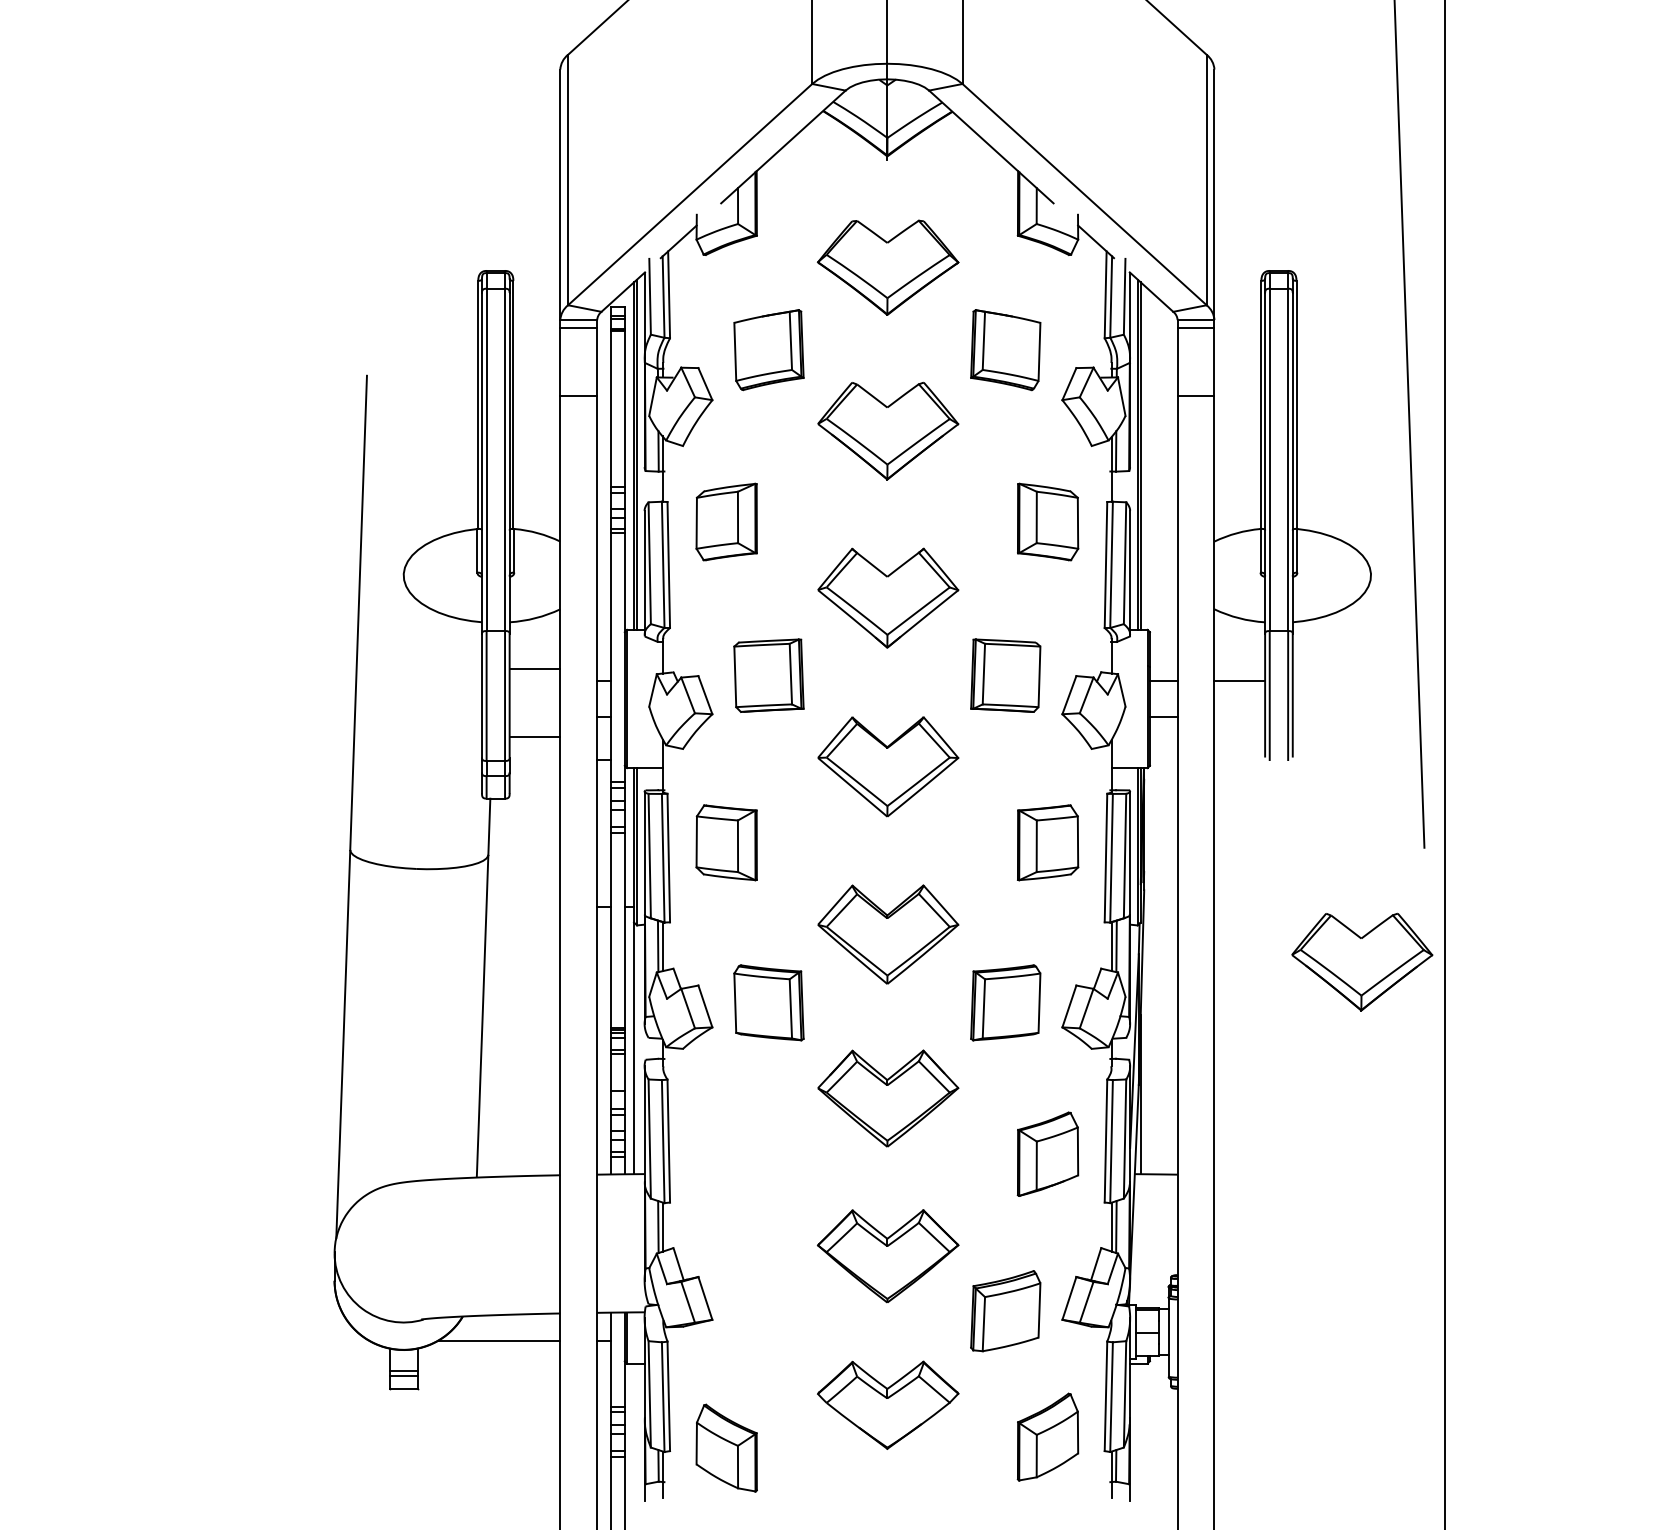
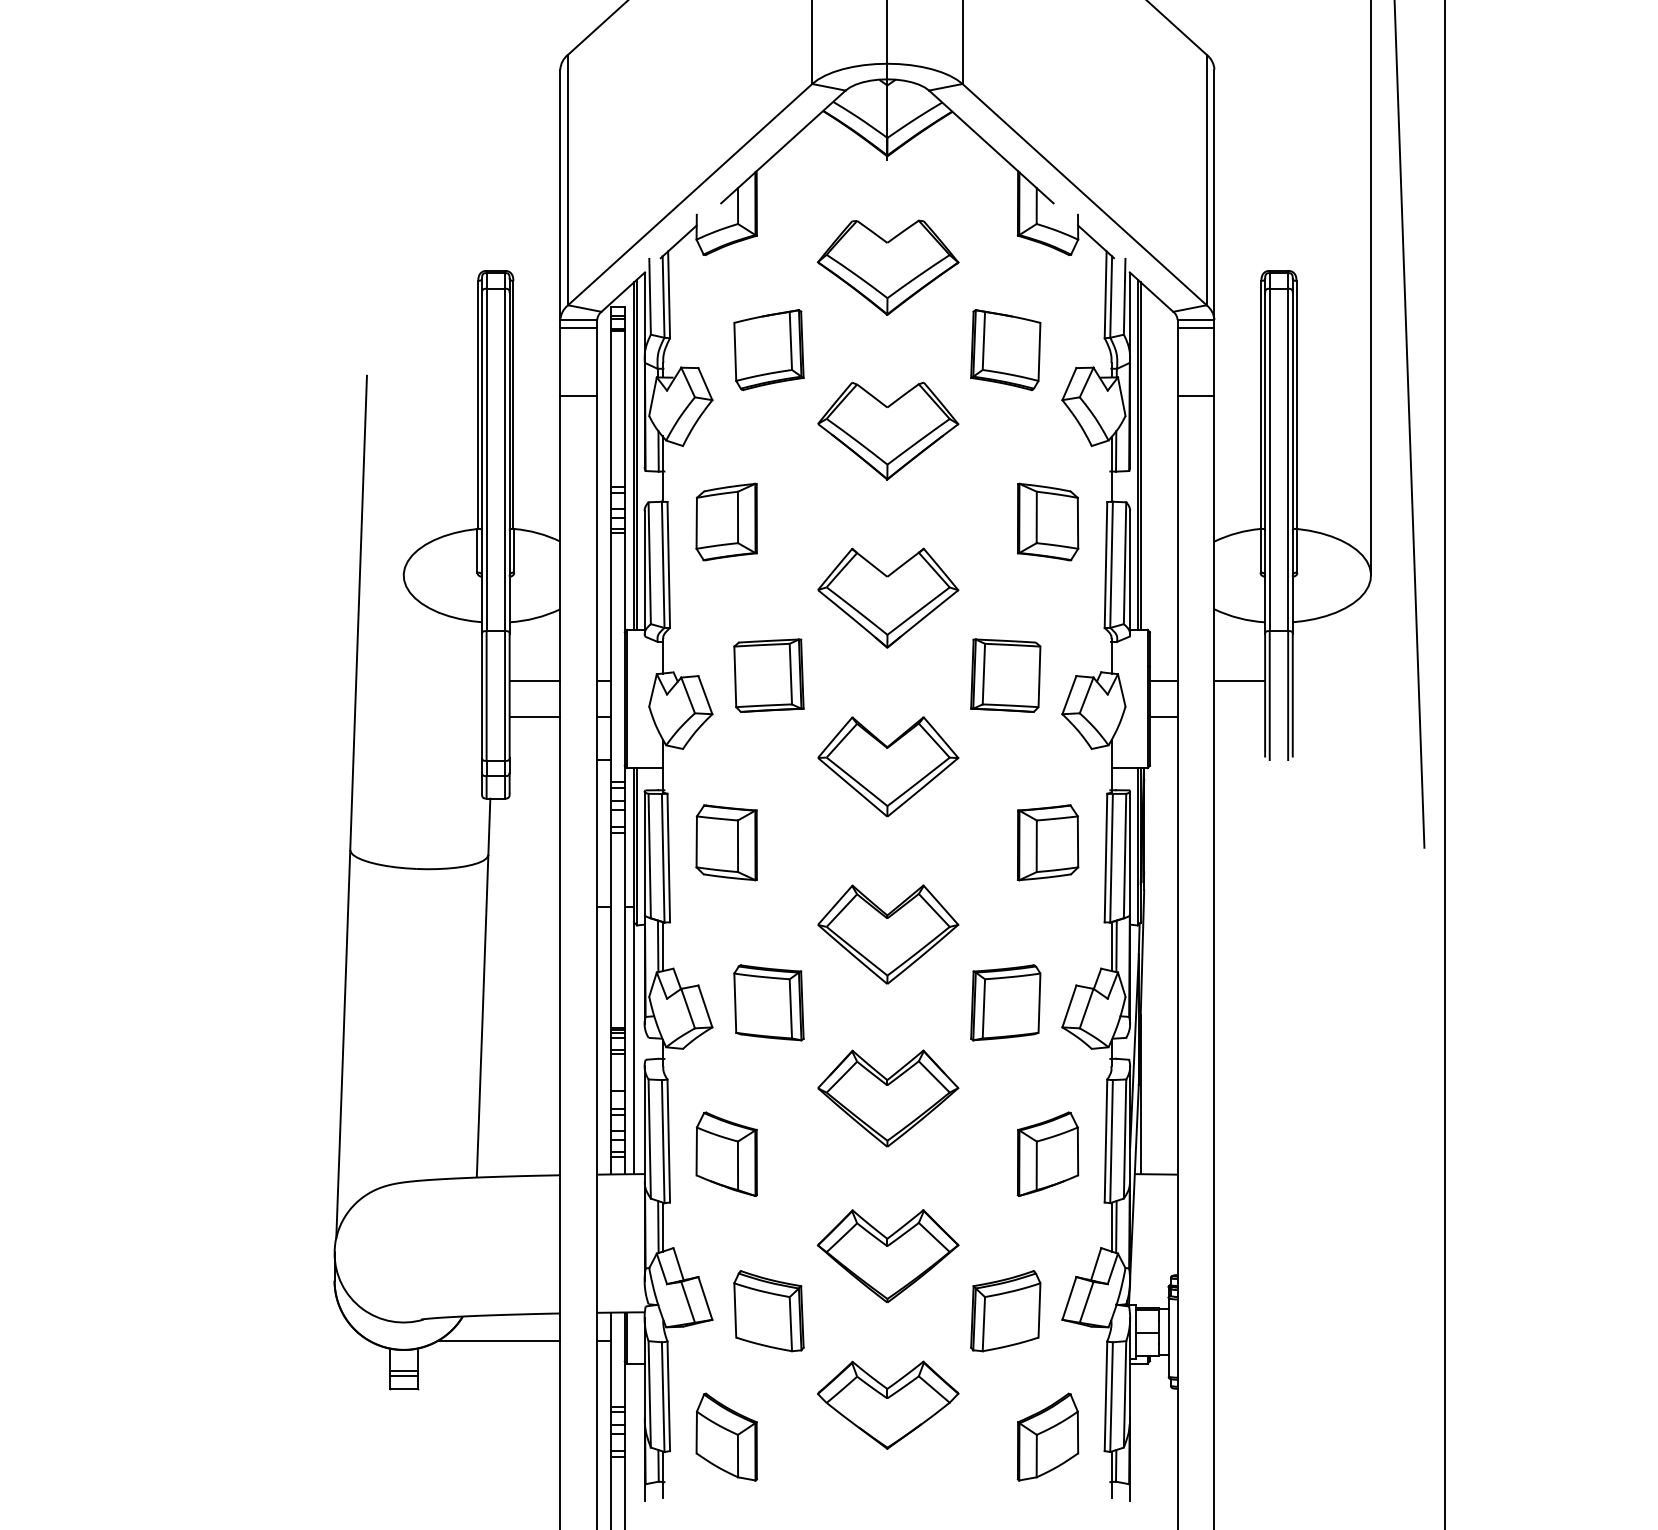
line: none -> present (1371, 288)
line position: (534, 668) -> (534, 680) (534, 680)
line position: (534, 737) -> (534, 717) (534, 717)
part: present -> none (1362, 961)
part: none -> present (726, 1153)
part: none -> present (768, 1311)
part position: (726, 1447) -> (726, 1436) (726, 1436)
